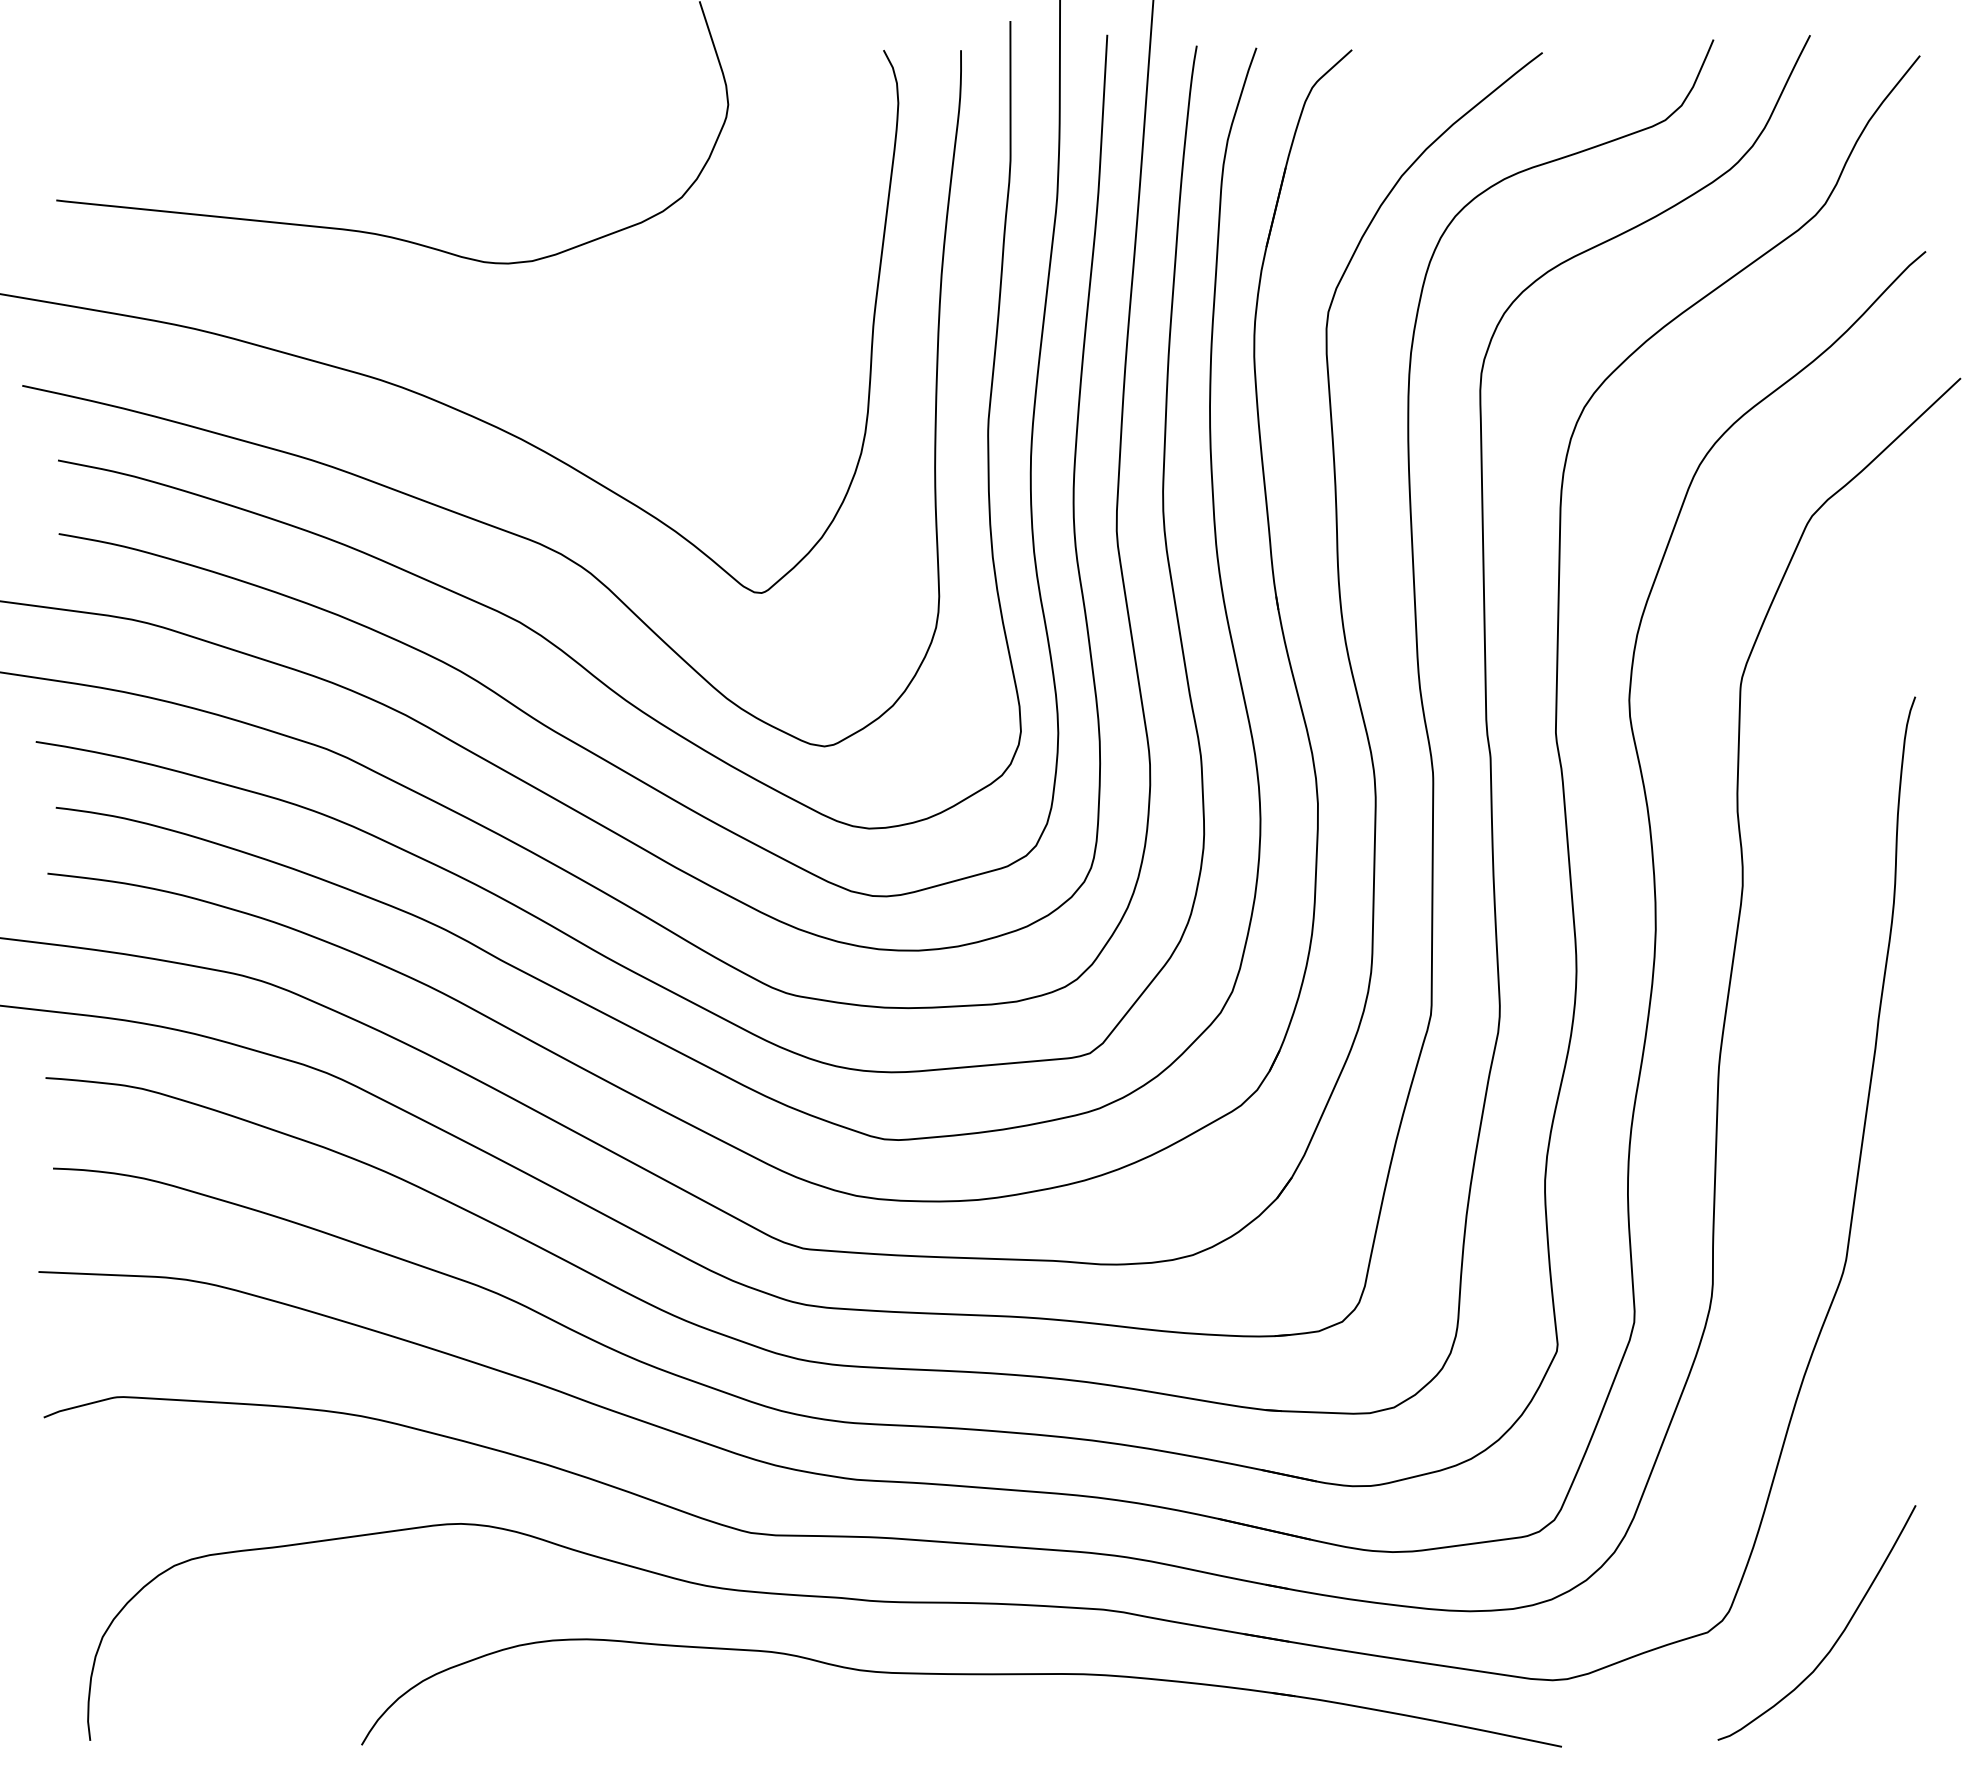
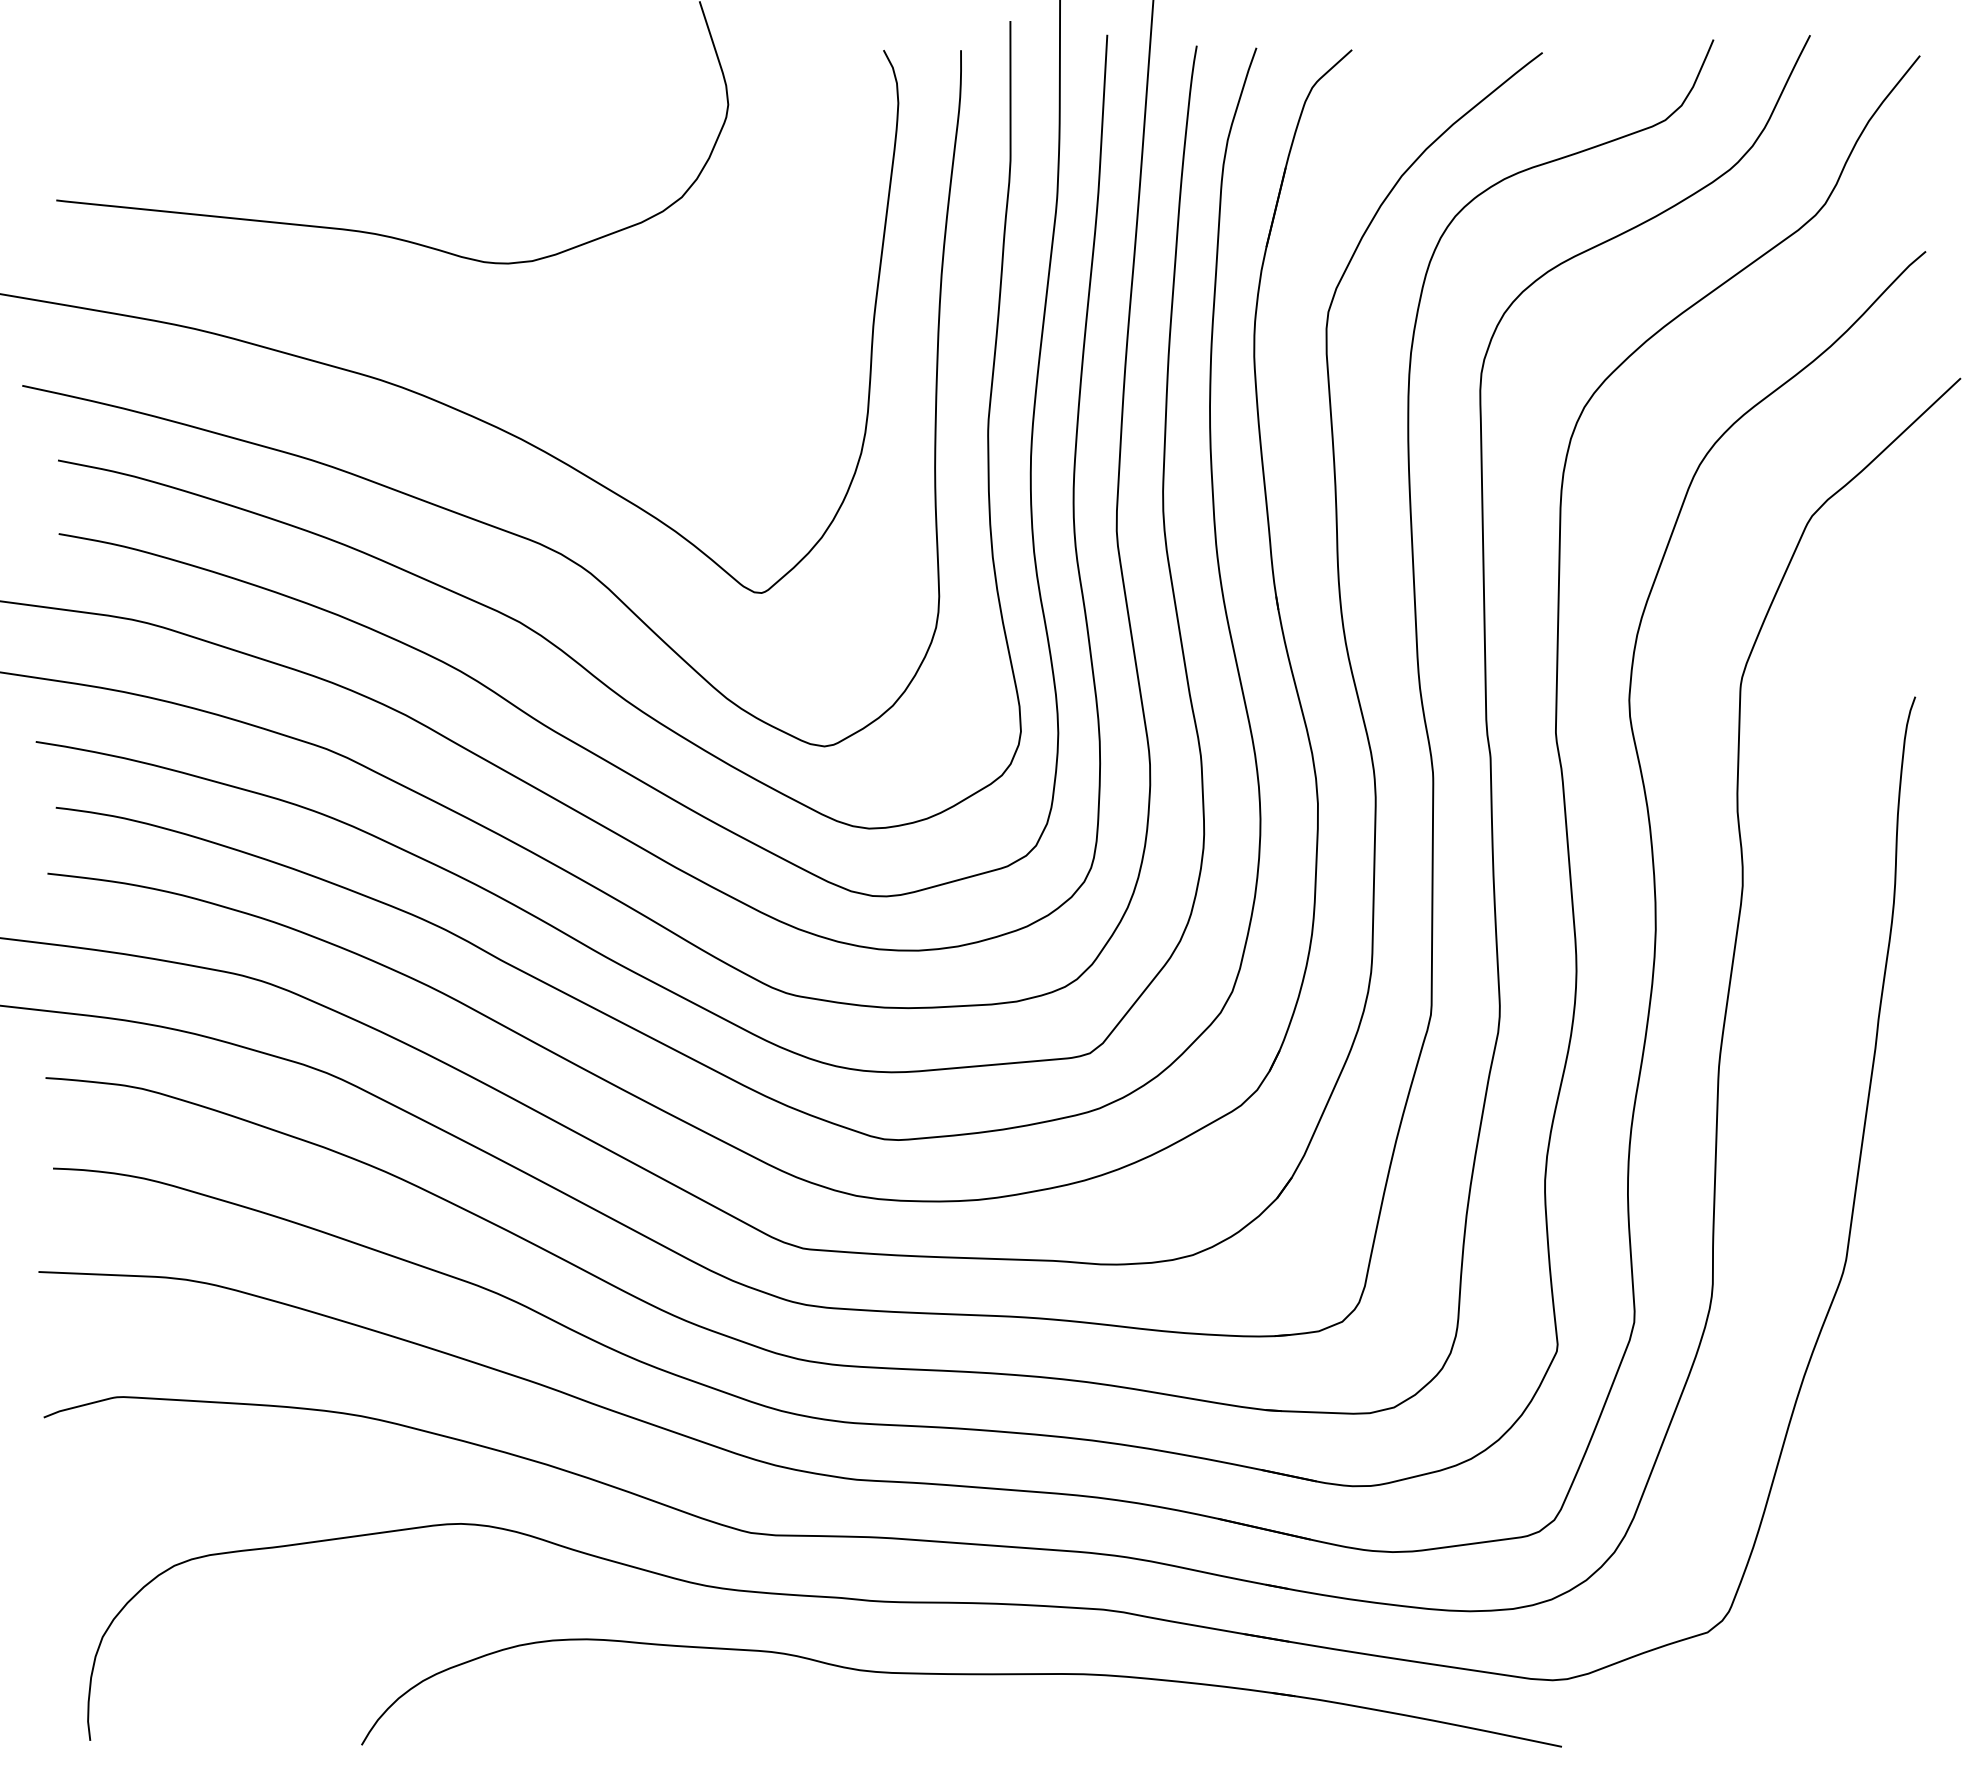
curve: present -> none (1836, 1639)
